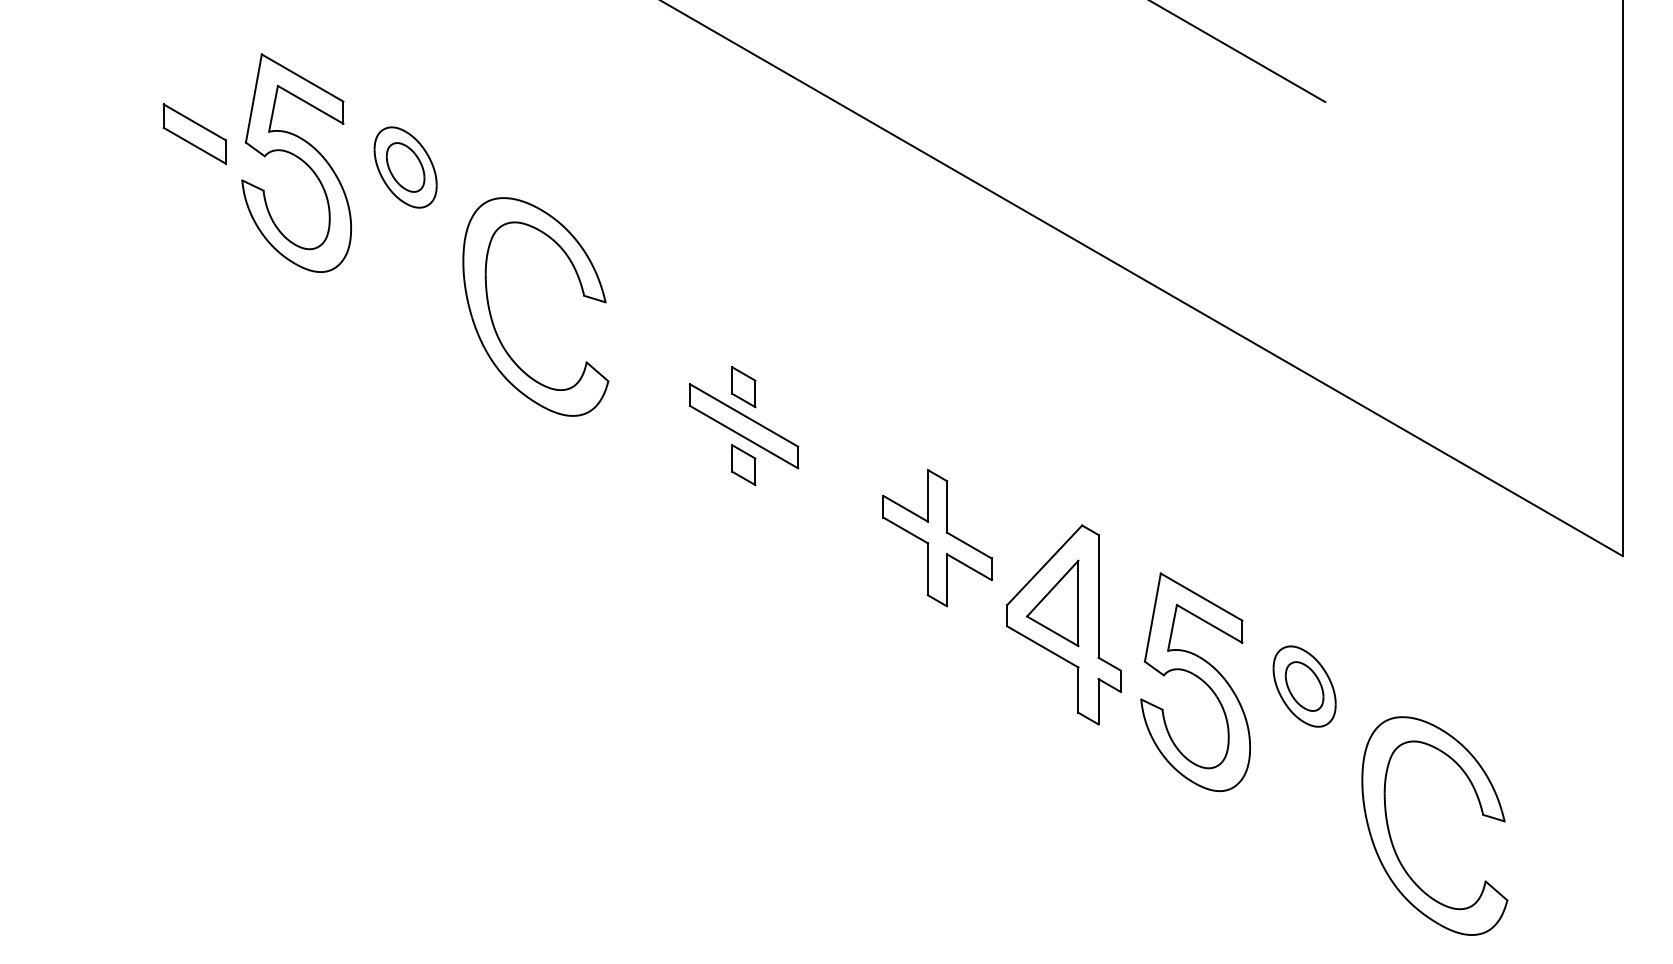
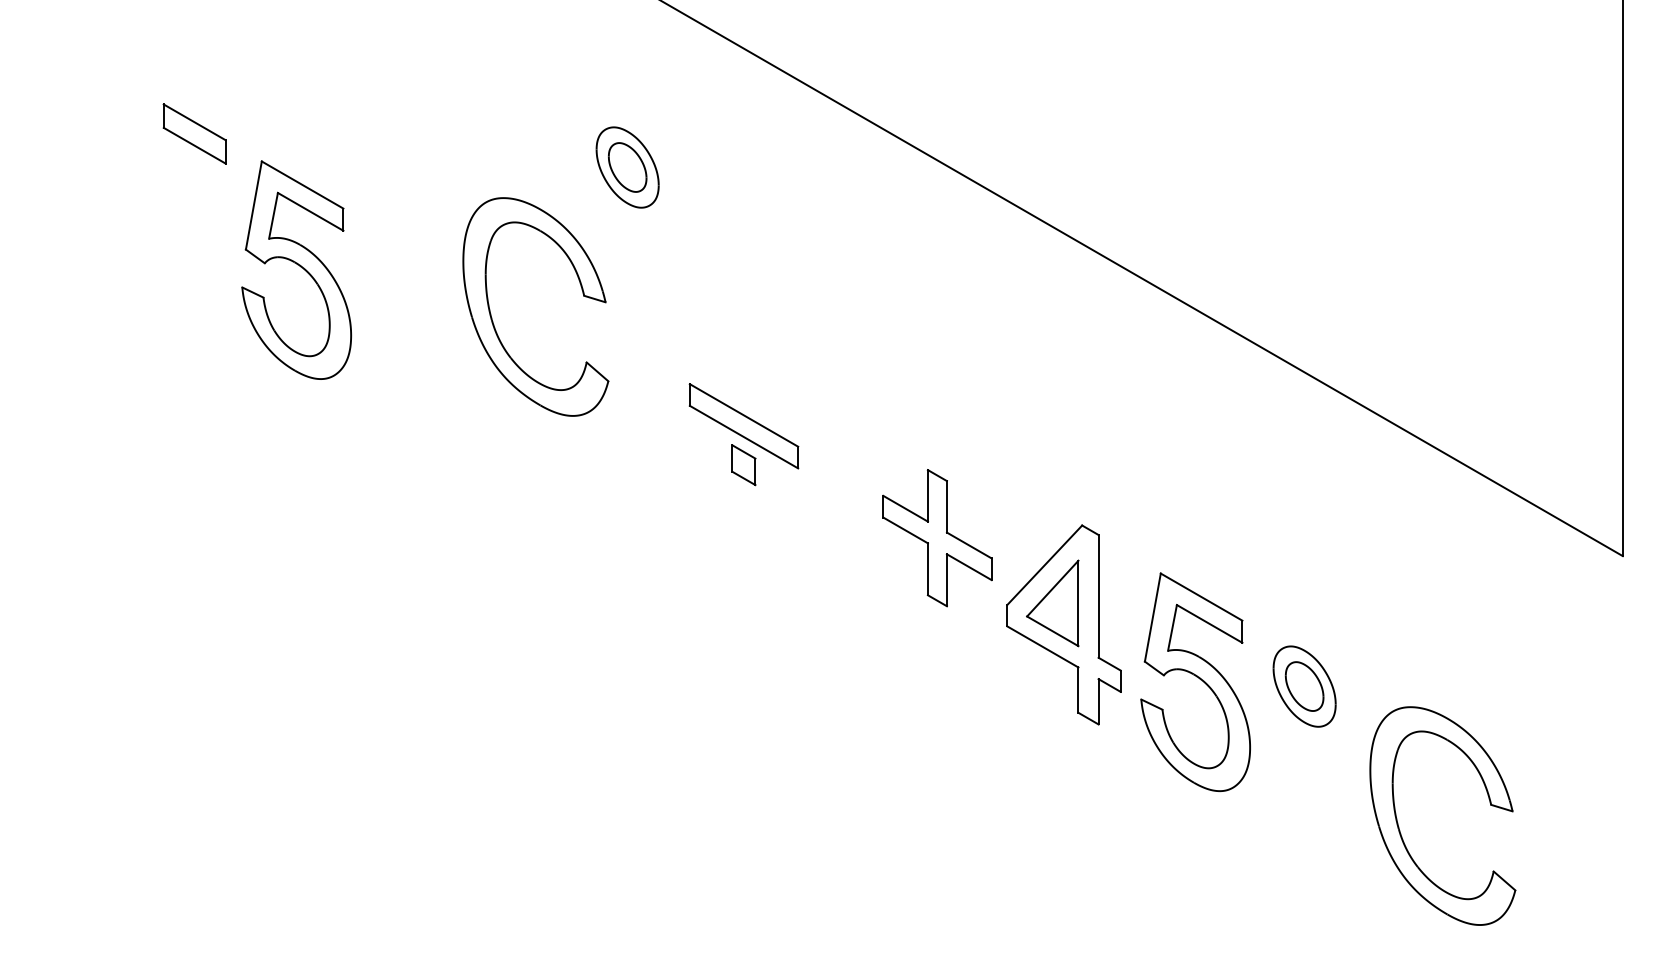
line: present -> none (1238, 52)
part position: (296, 162) -> (296, 269) (296, 269)
part position: (405, 167) -> (627, 167) (627, 167)
part: present -> none (743, 387)
part position: (1392, 840) -> (1400, 830) (1400, 830)
